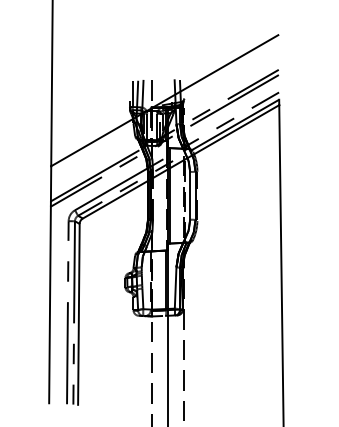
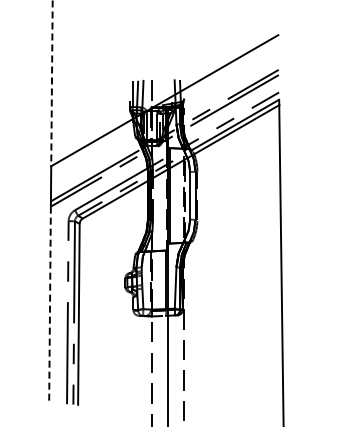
line: solid -> dashed (51, 83)
line: solid -> dashed (50, 305)
